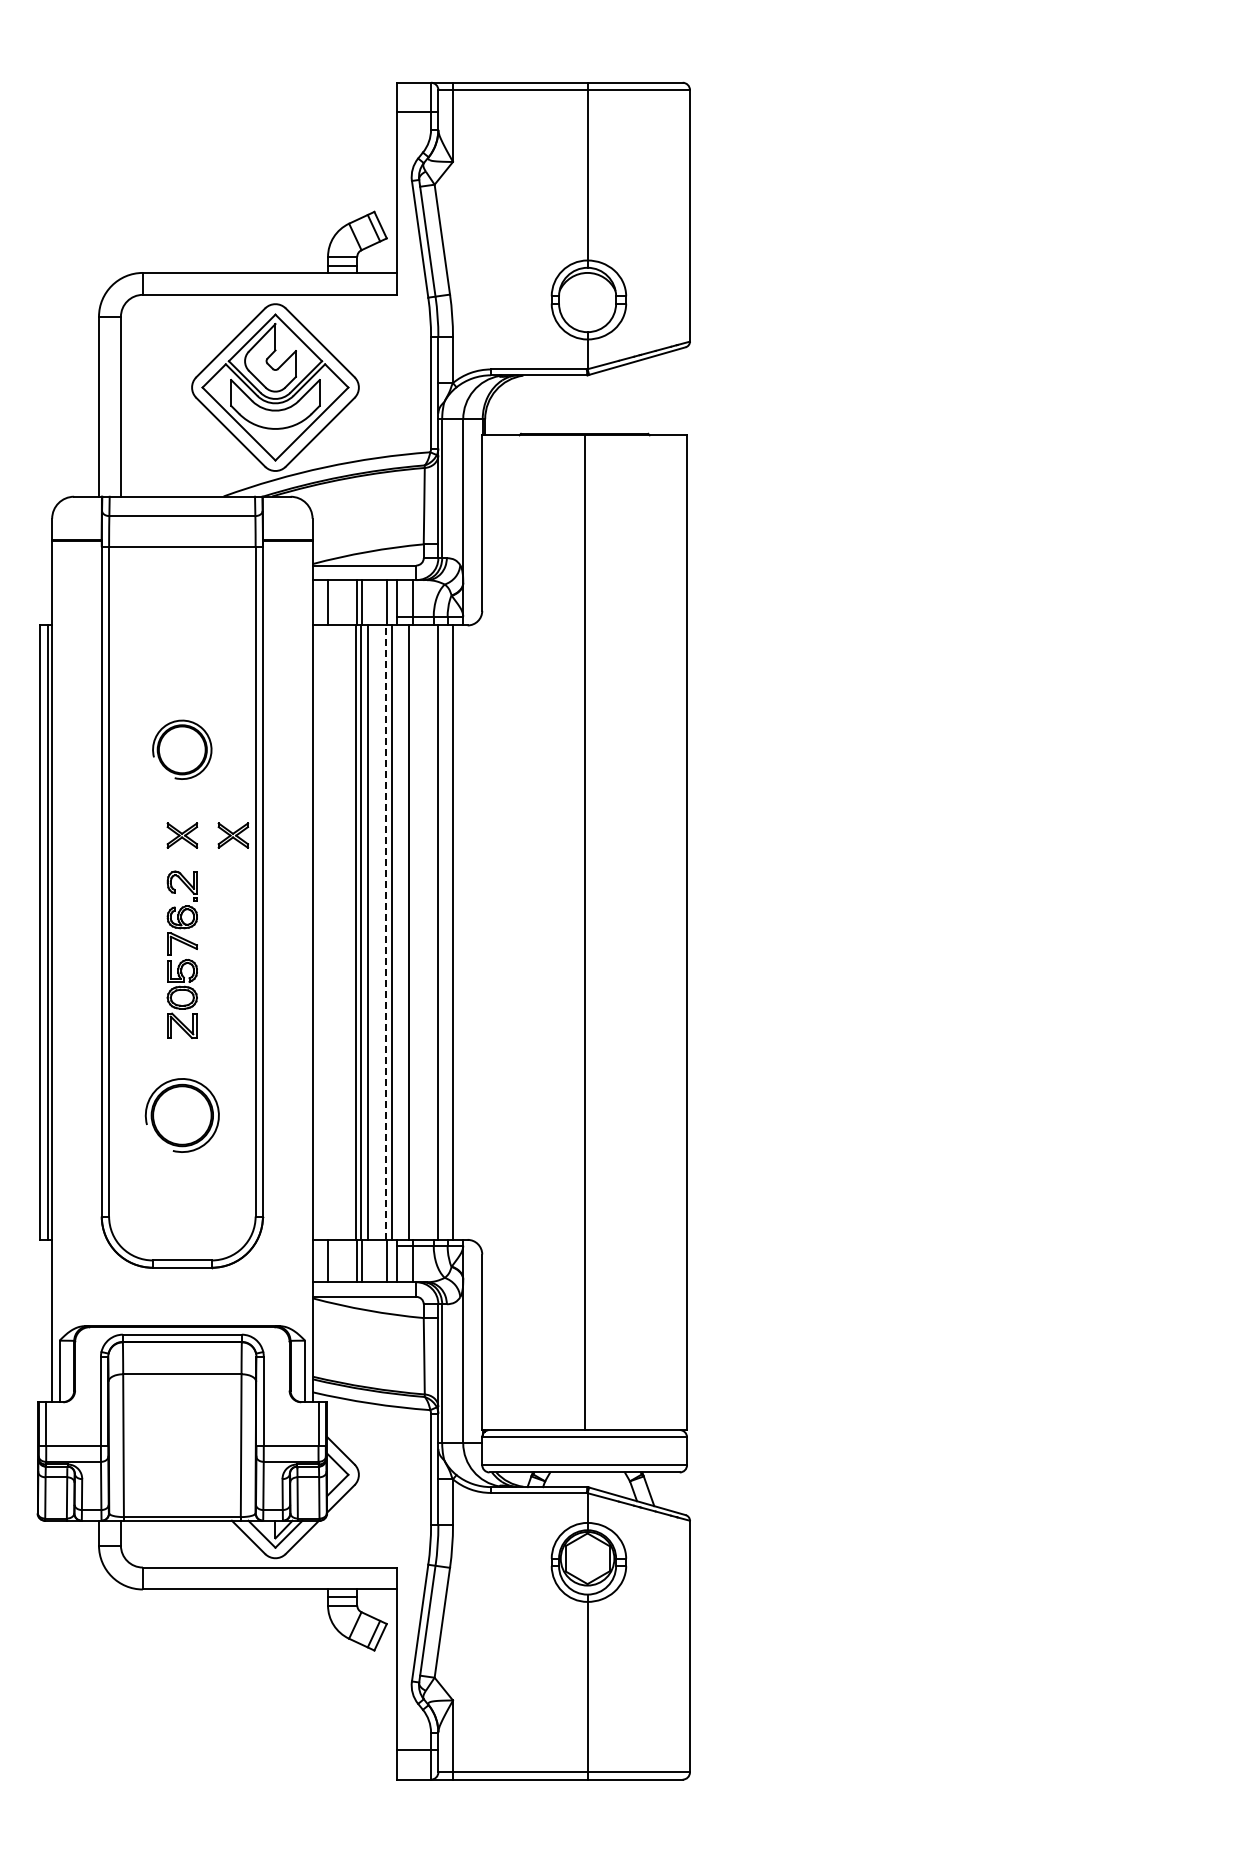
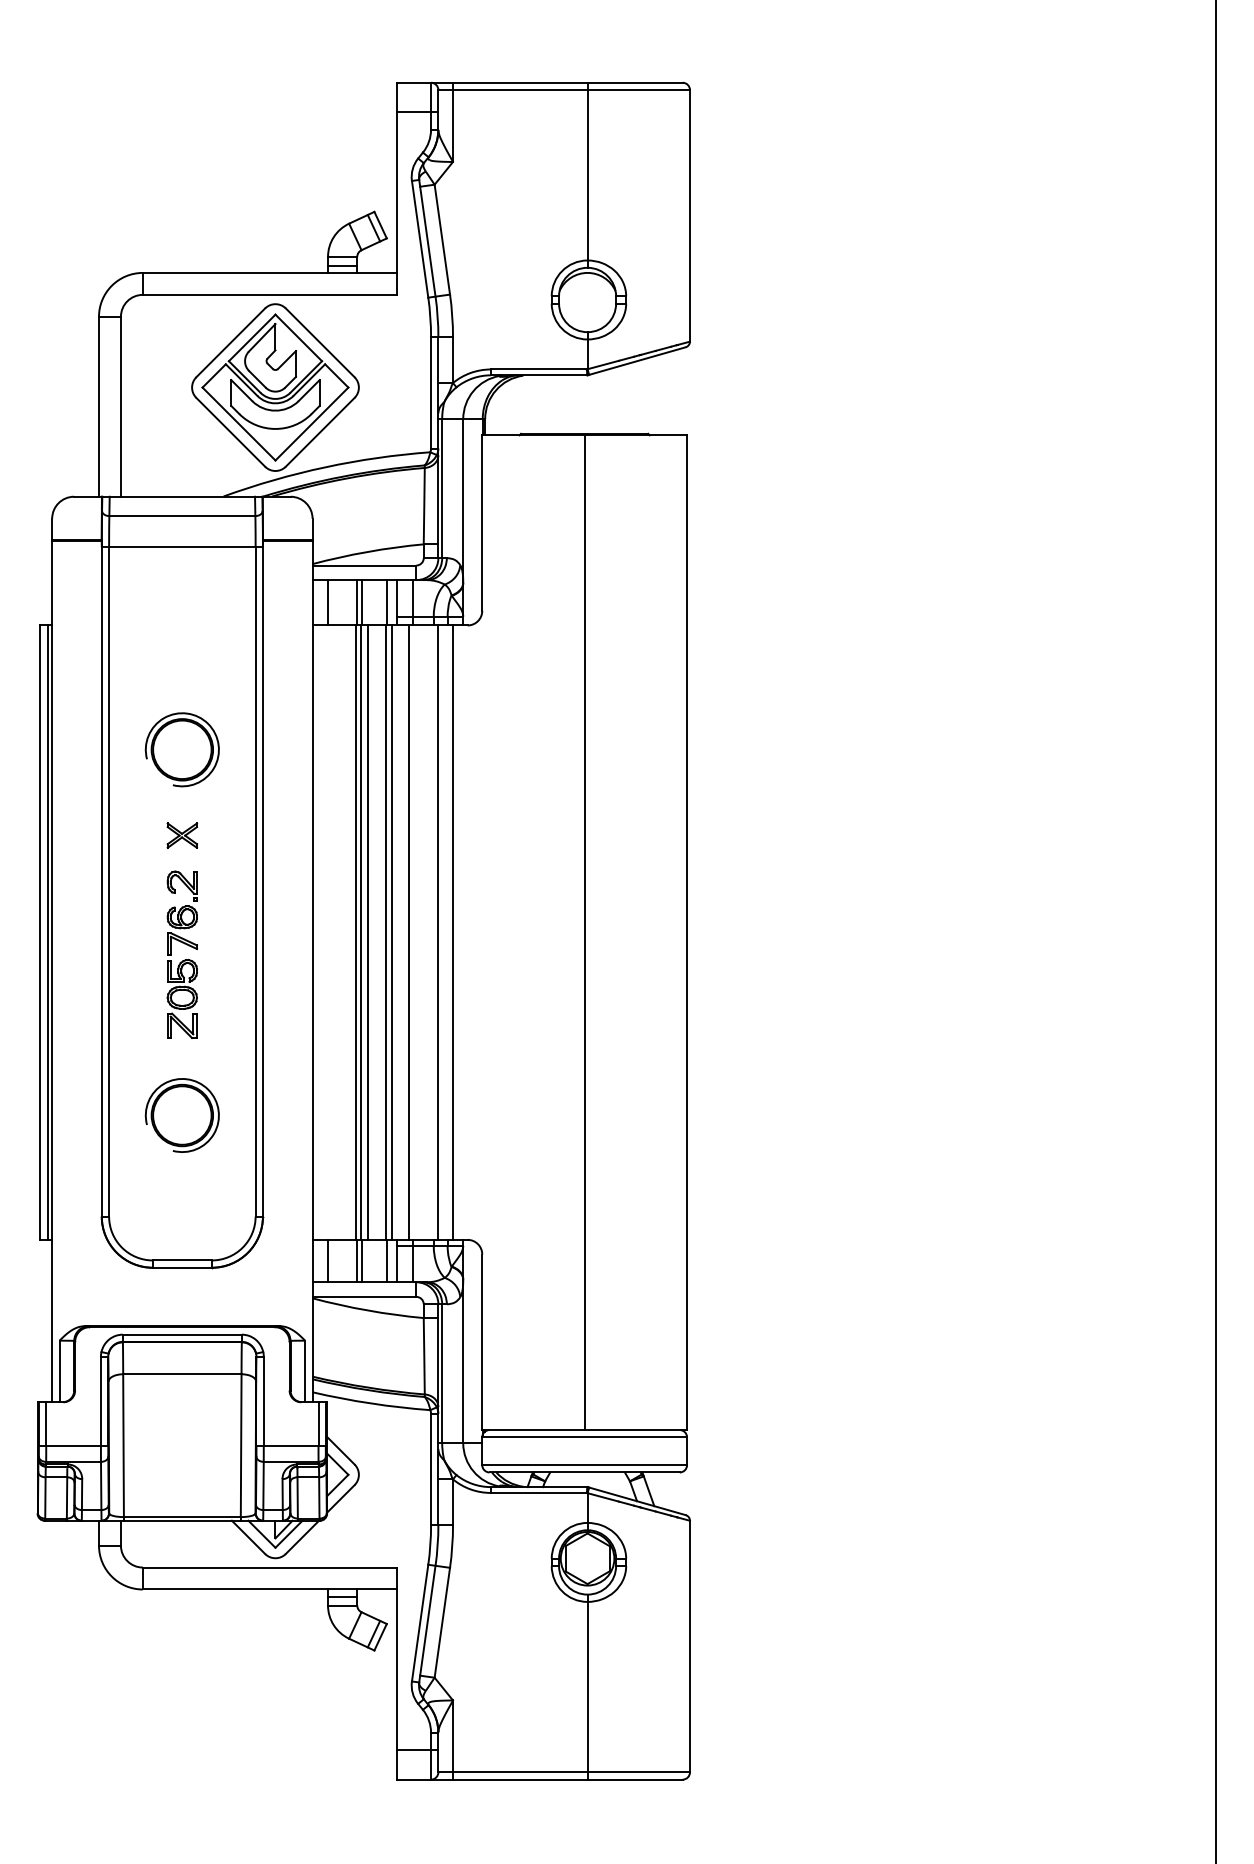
part size: 61x61 px -> 76x76 px (181, 749)
part: present -> none (233, 835)
line: none -> present (1216, 931)
line: dashed -> solid (385, 932)
